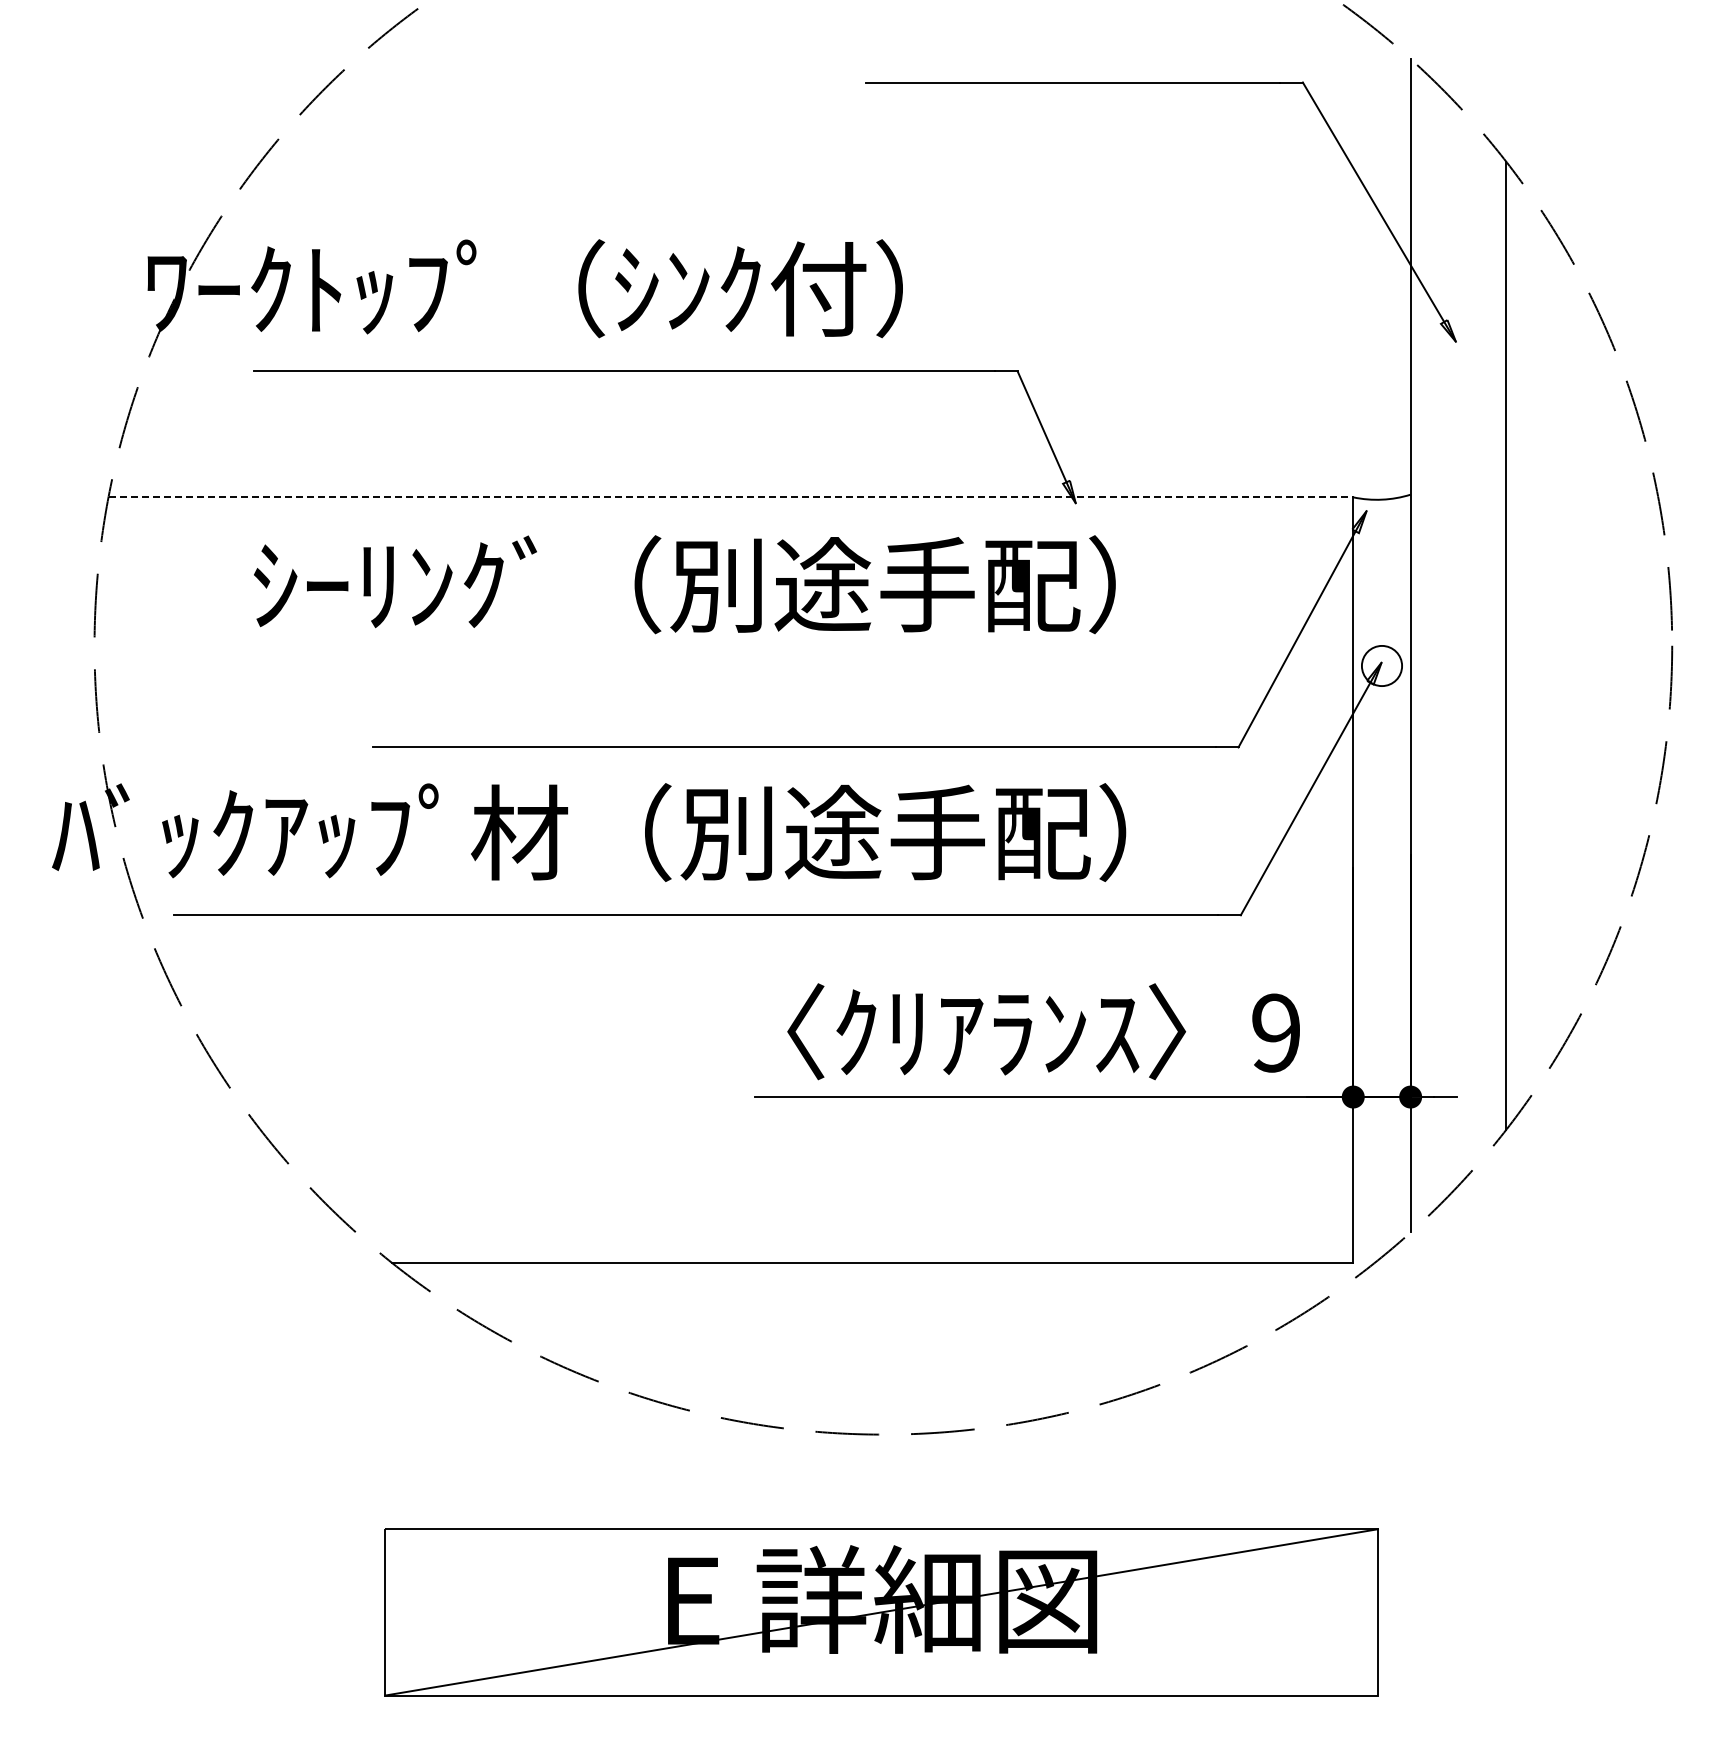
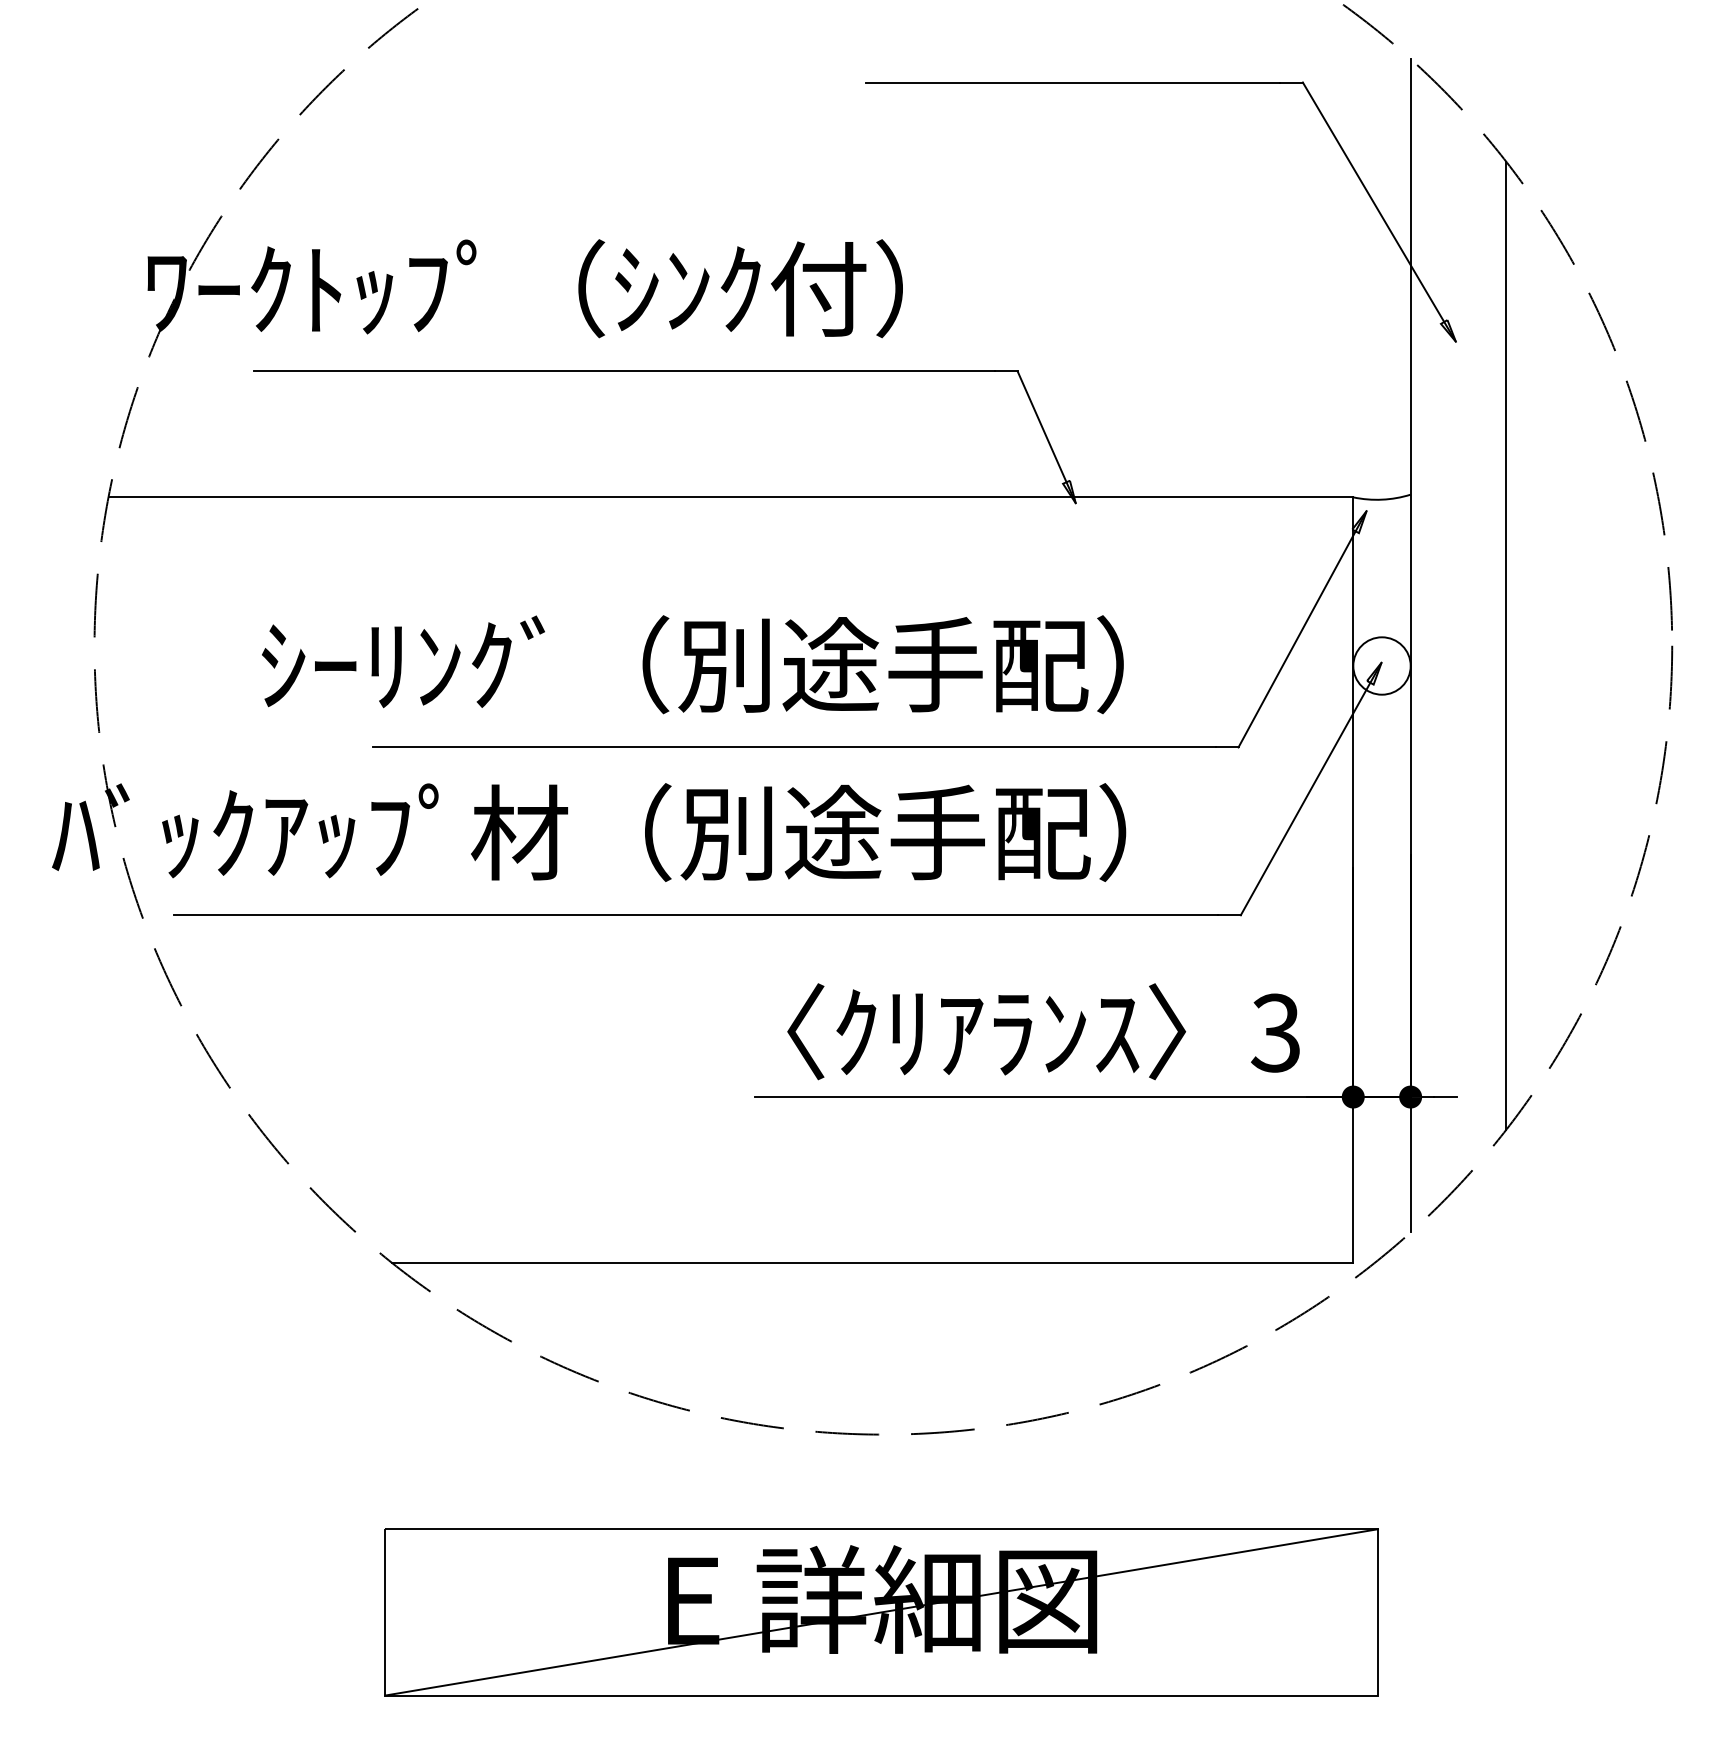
line: dashed -> solid (731, 497)
text position: (684, 584) -> (692, 664) (692, 664)
circle diameter: 40 px -> 57 px (1381, 665)
text: 9 -> 3 (1275, 1032)
